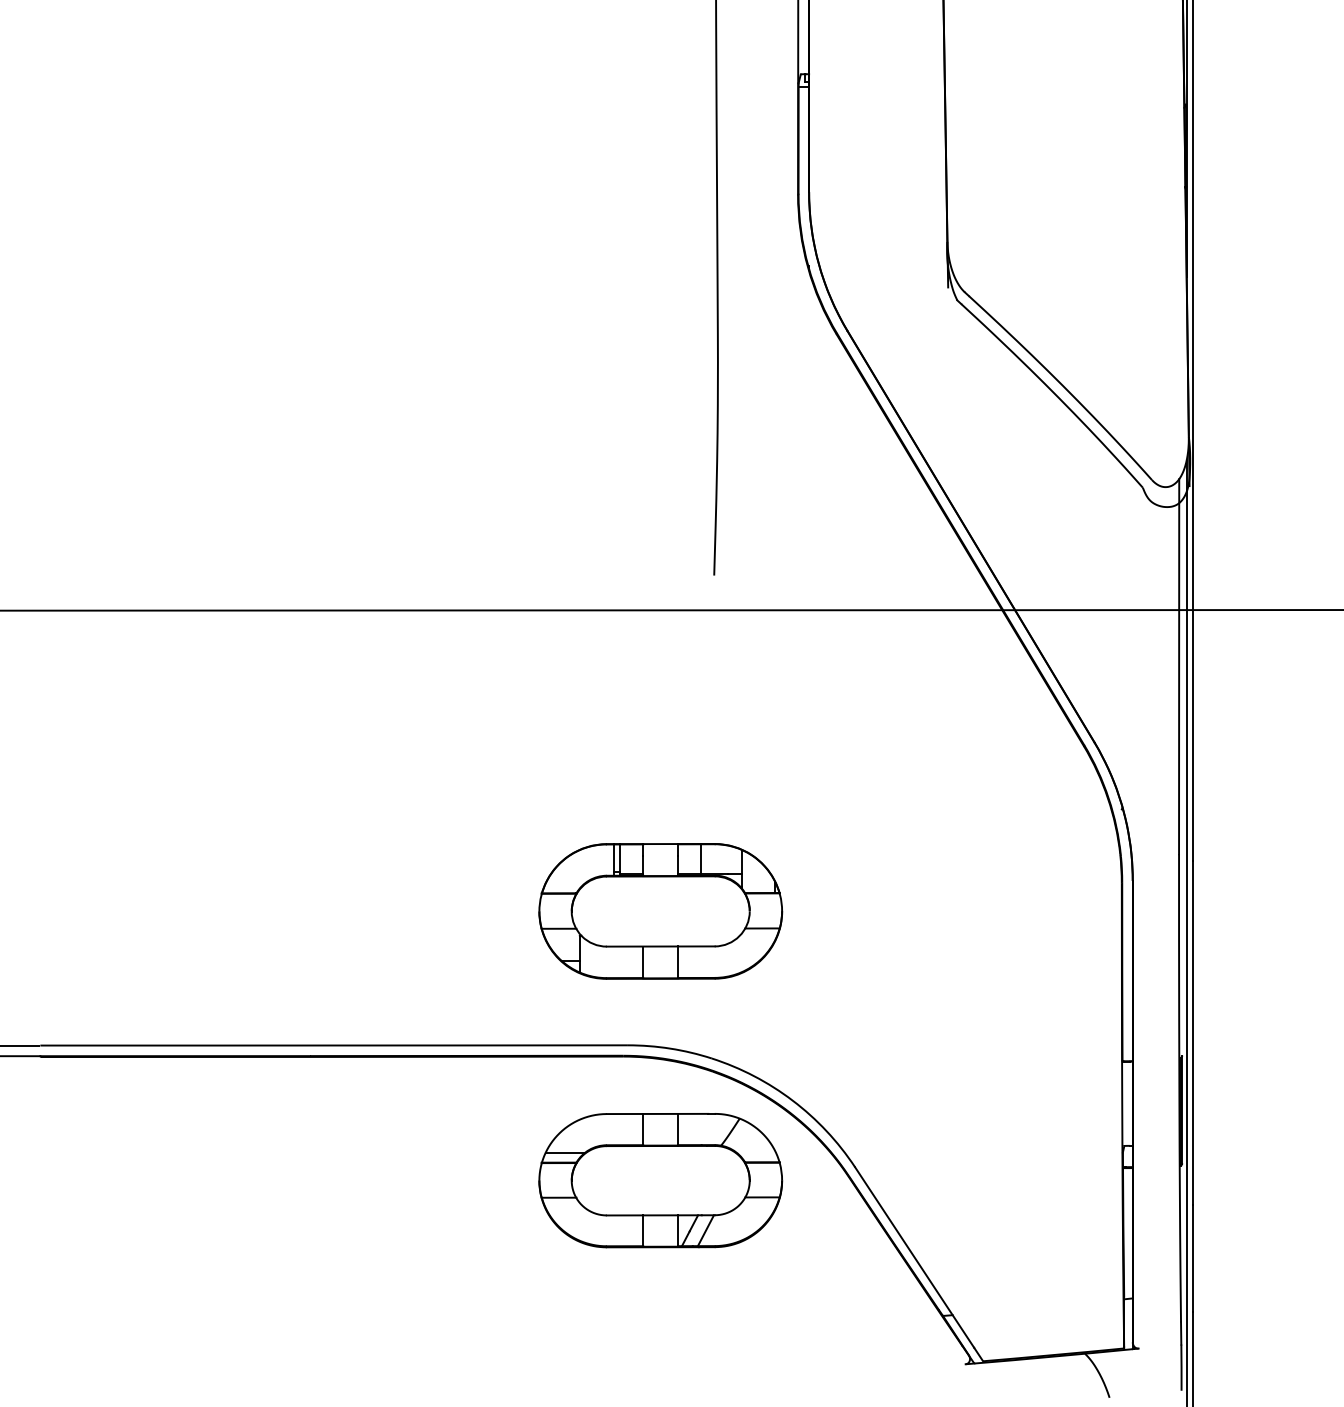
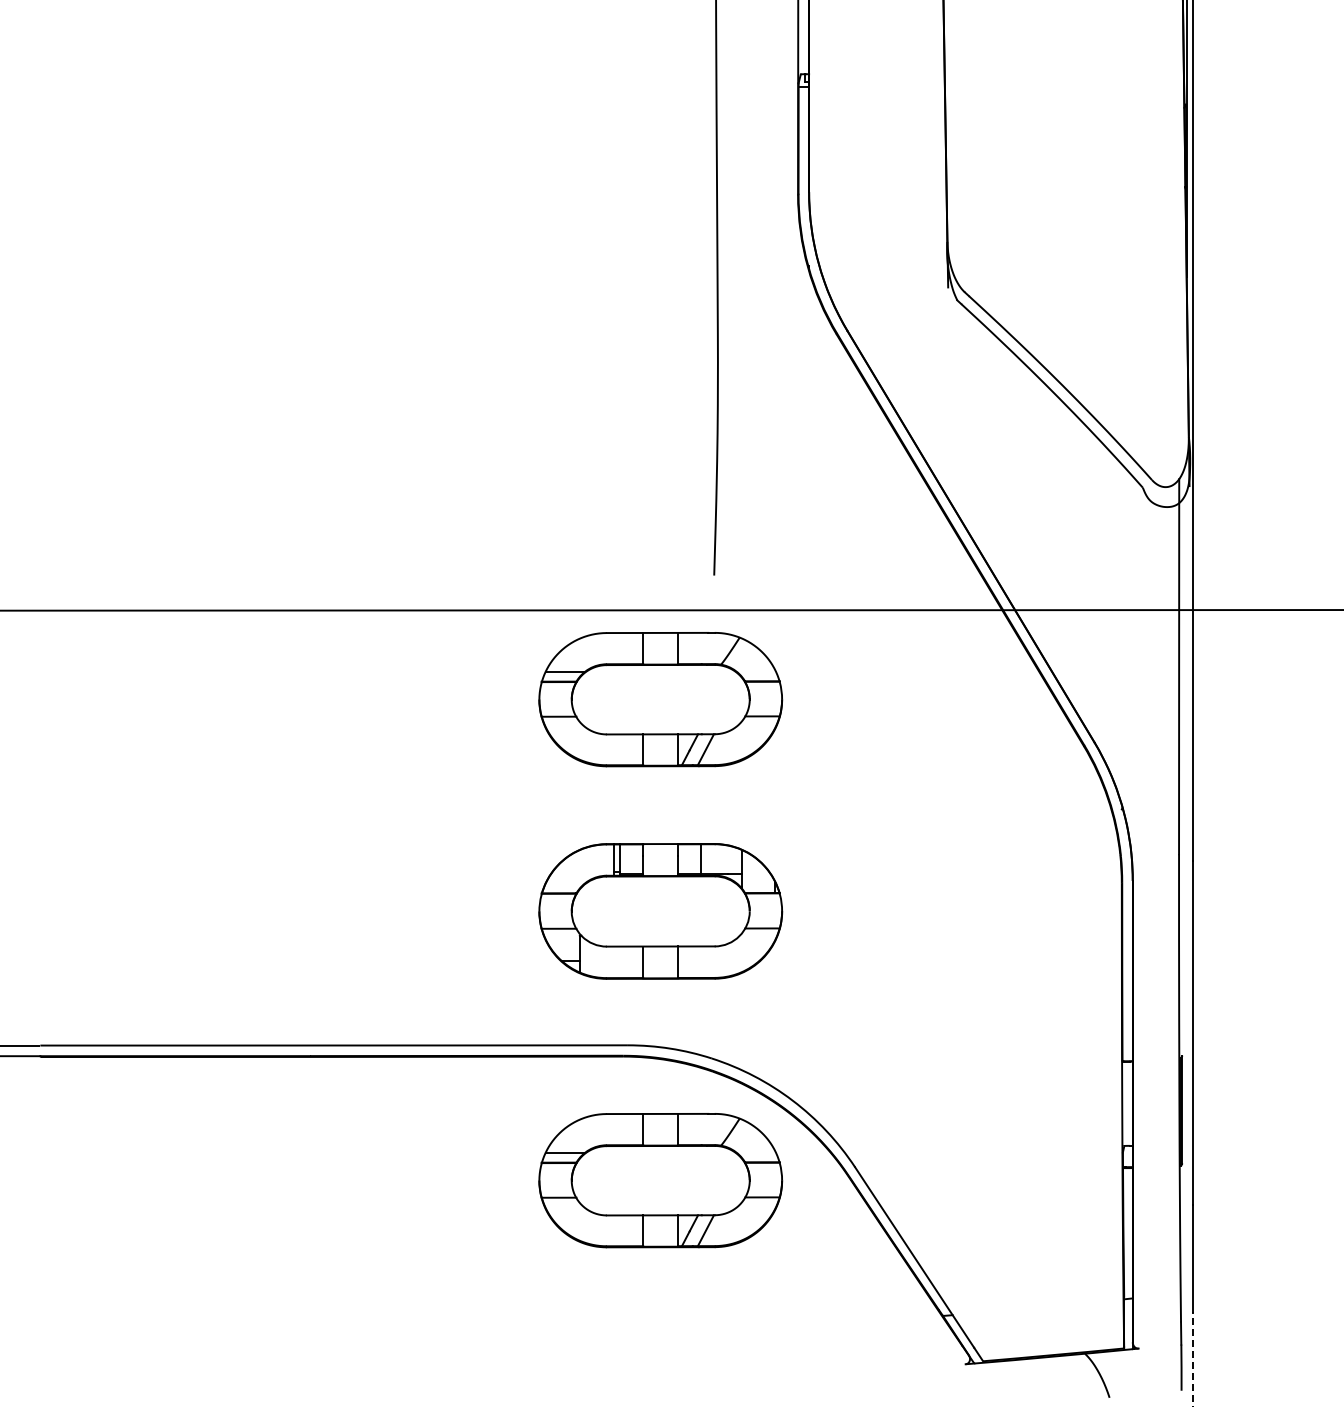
part: none -> present (660, 699)
line: present -> none (1186, 931)
line: solid -> dashed (1193, 1358)
